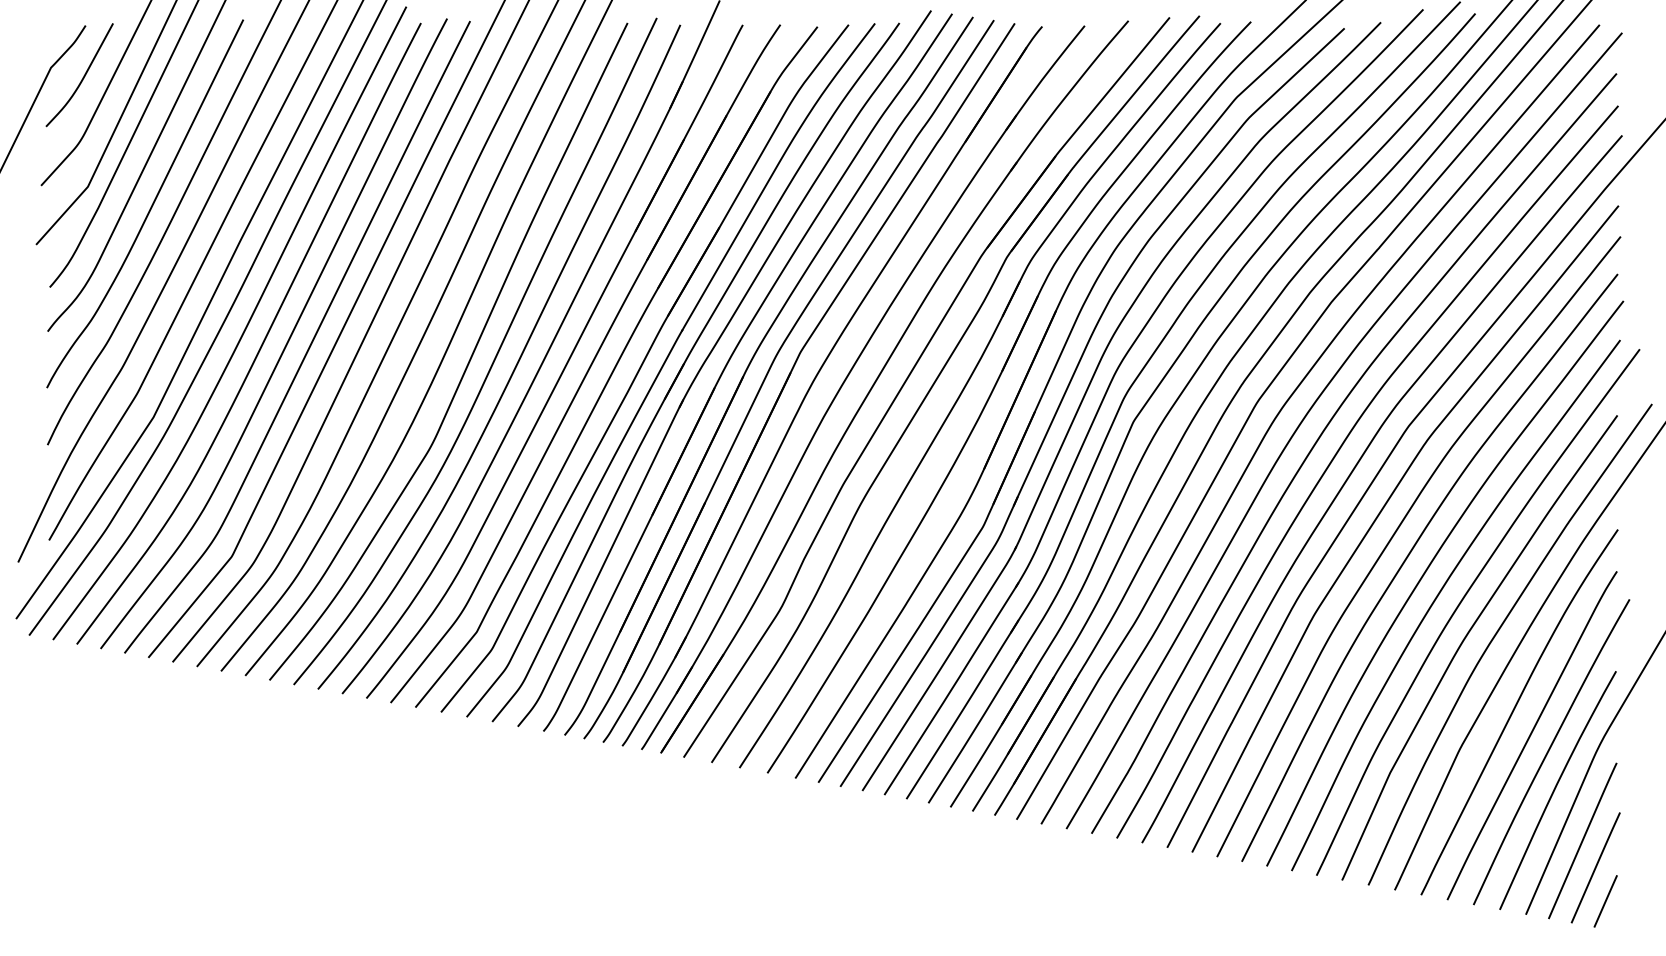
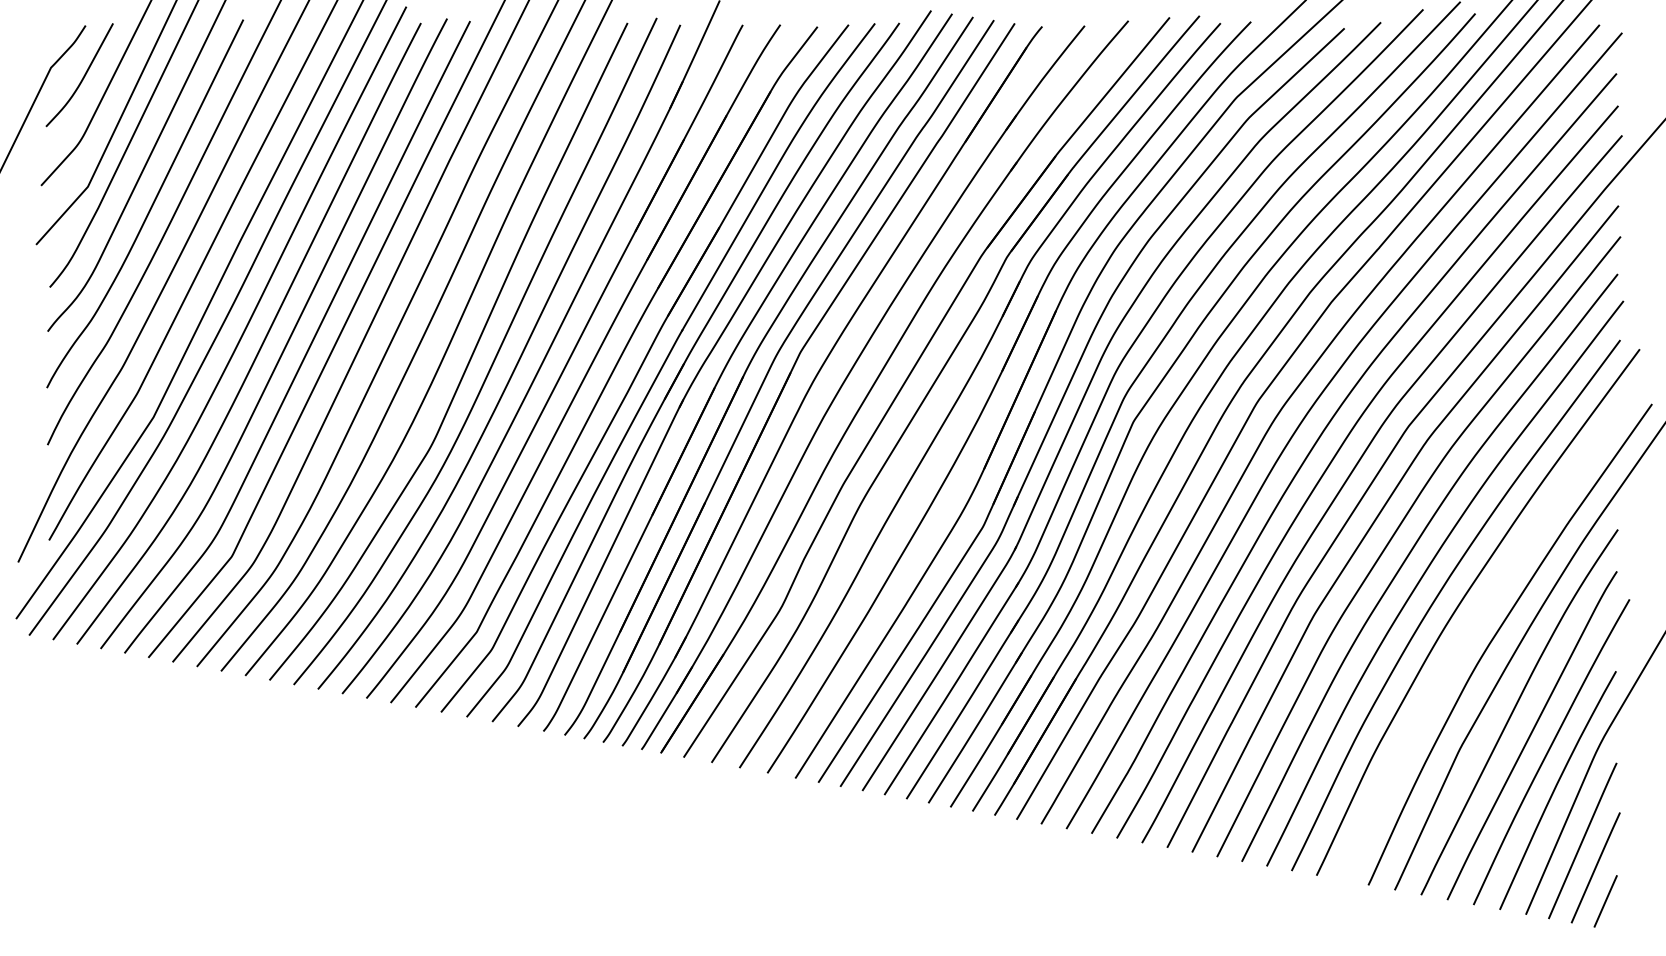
curve: present -> none (1465, 639)
